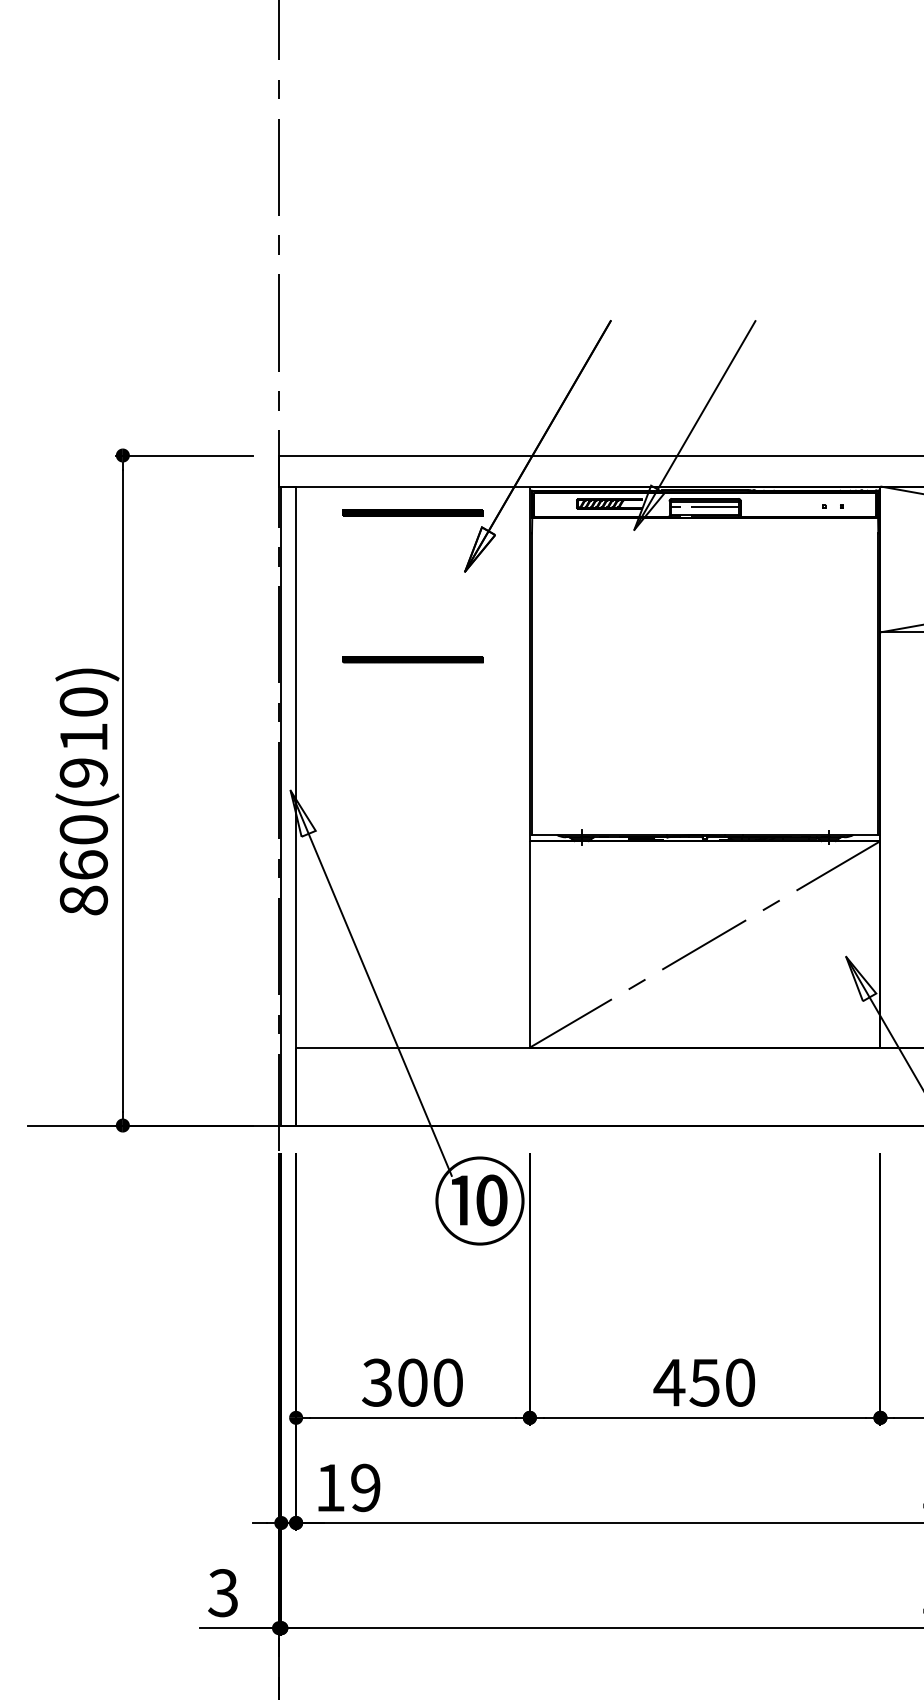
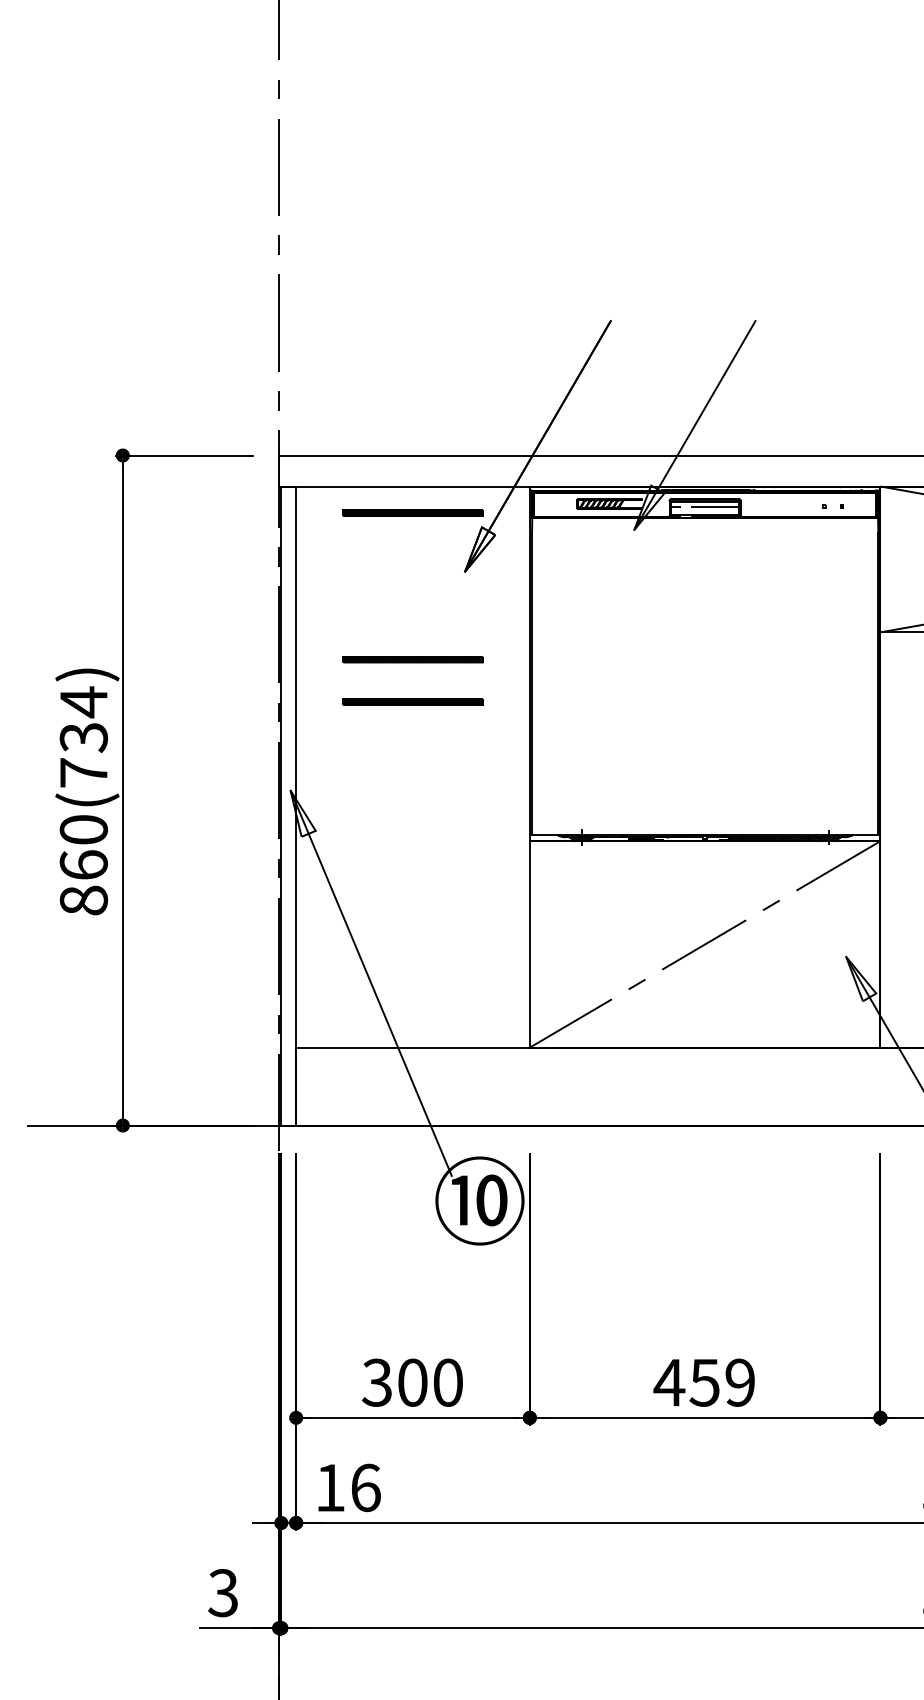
part: none -> present (412, 701)
text: 860(910) -> 860(734) (83, 736)
text: 450 -> 459 (740, 1382)
text: 19 -> 16 (365, 1487)
